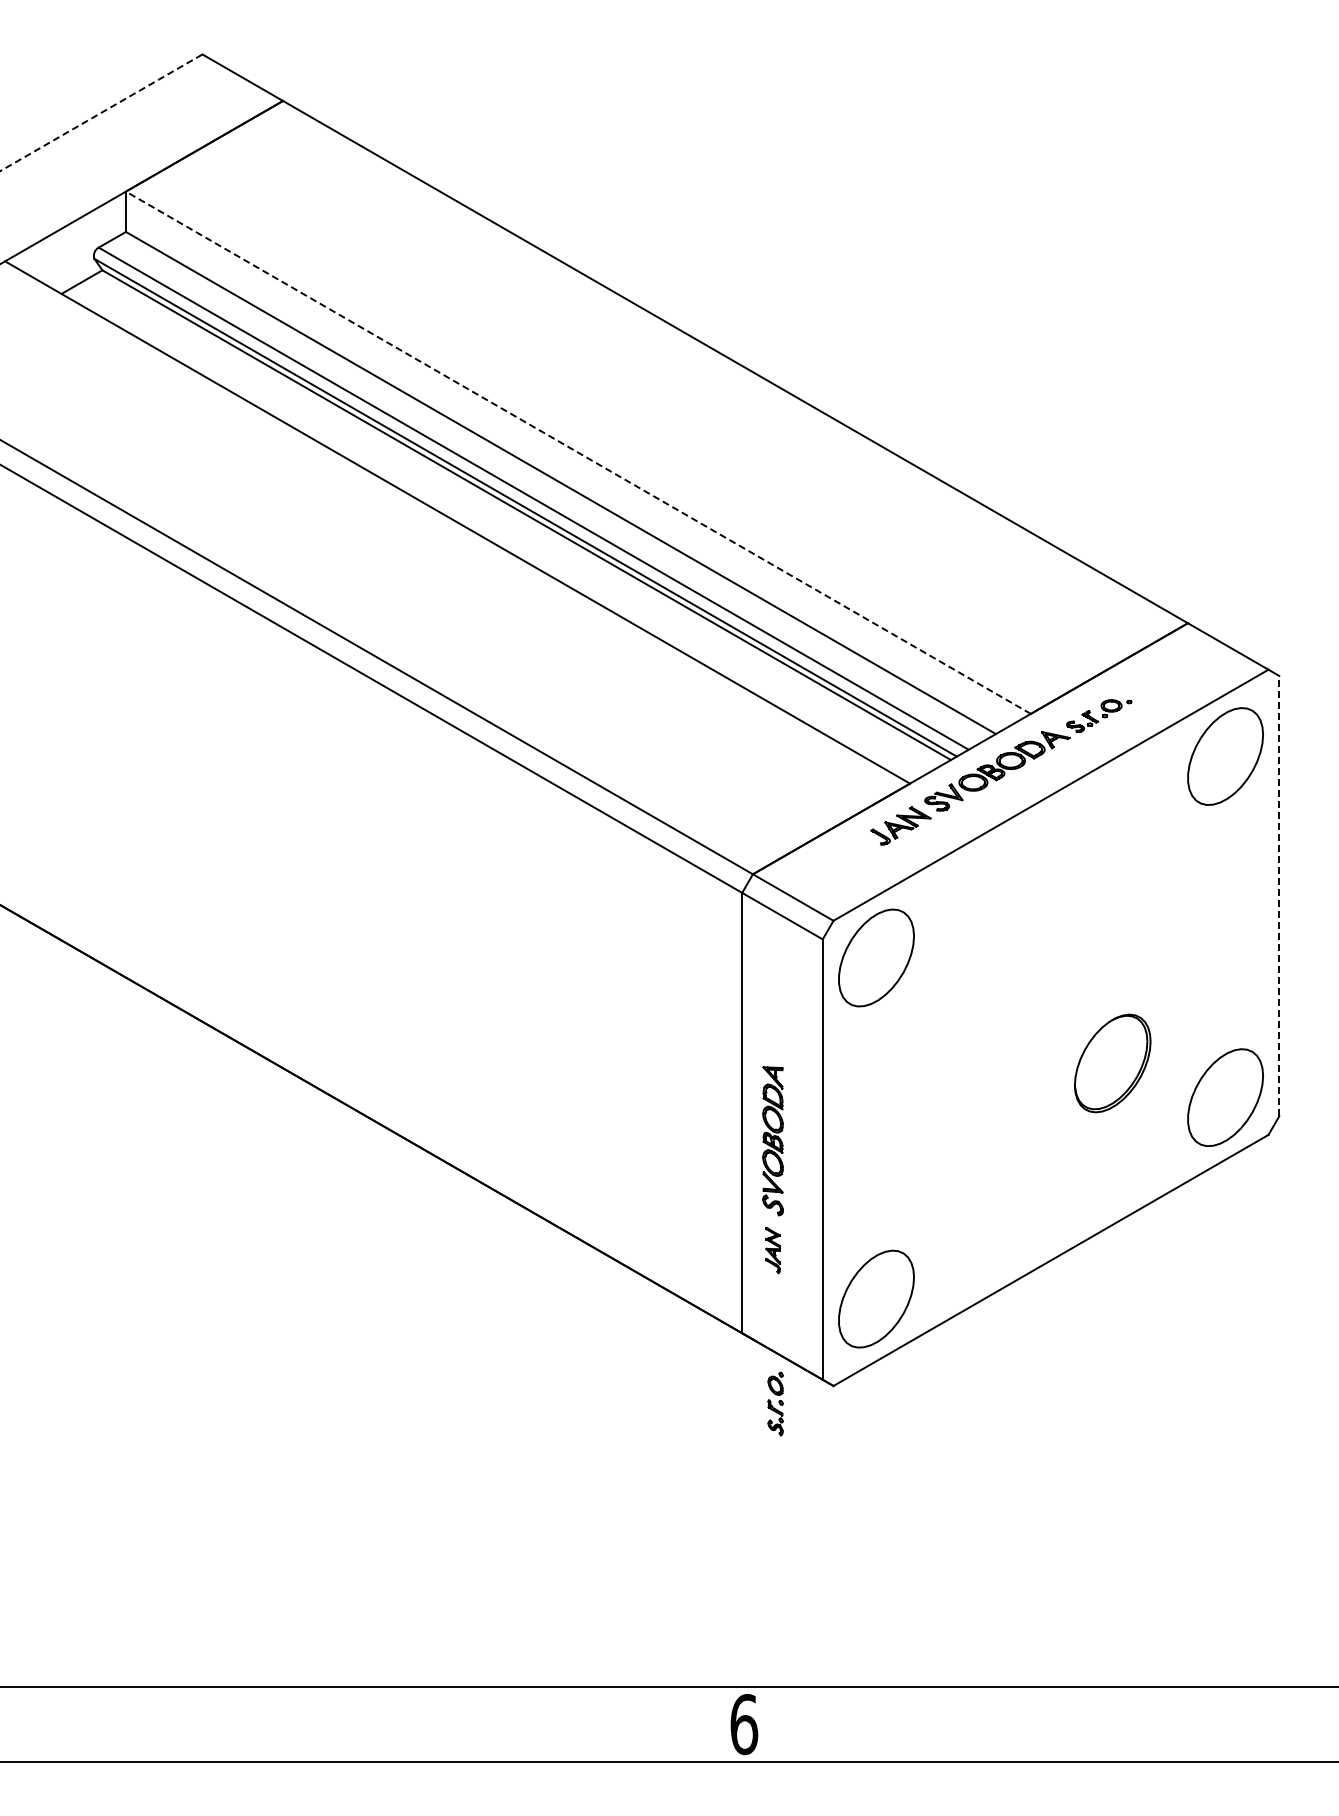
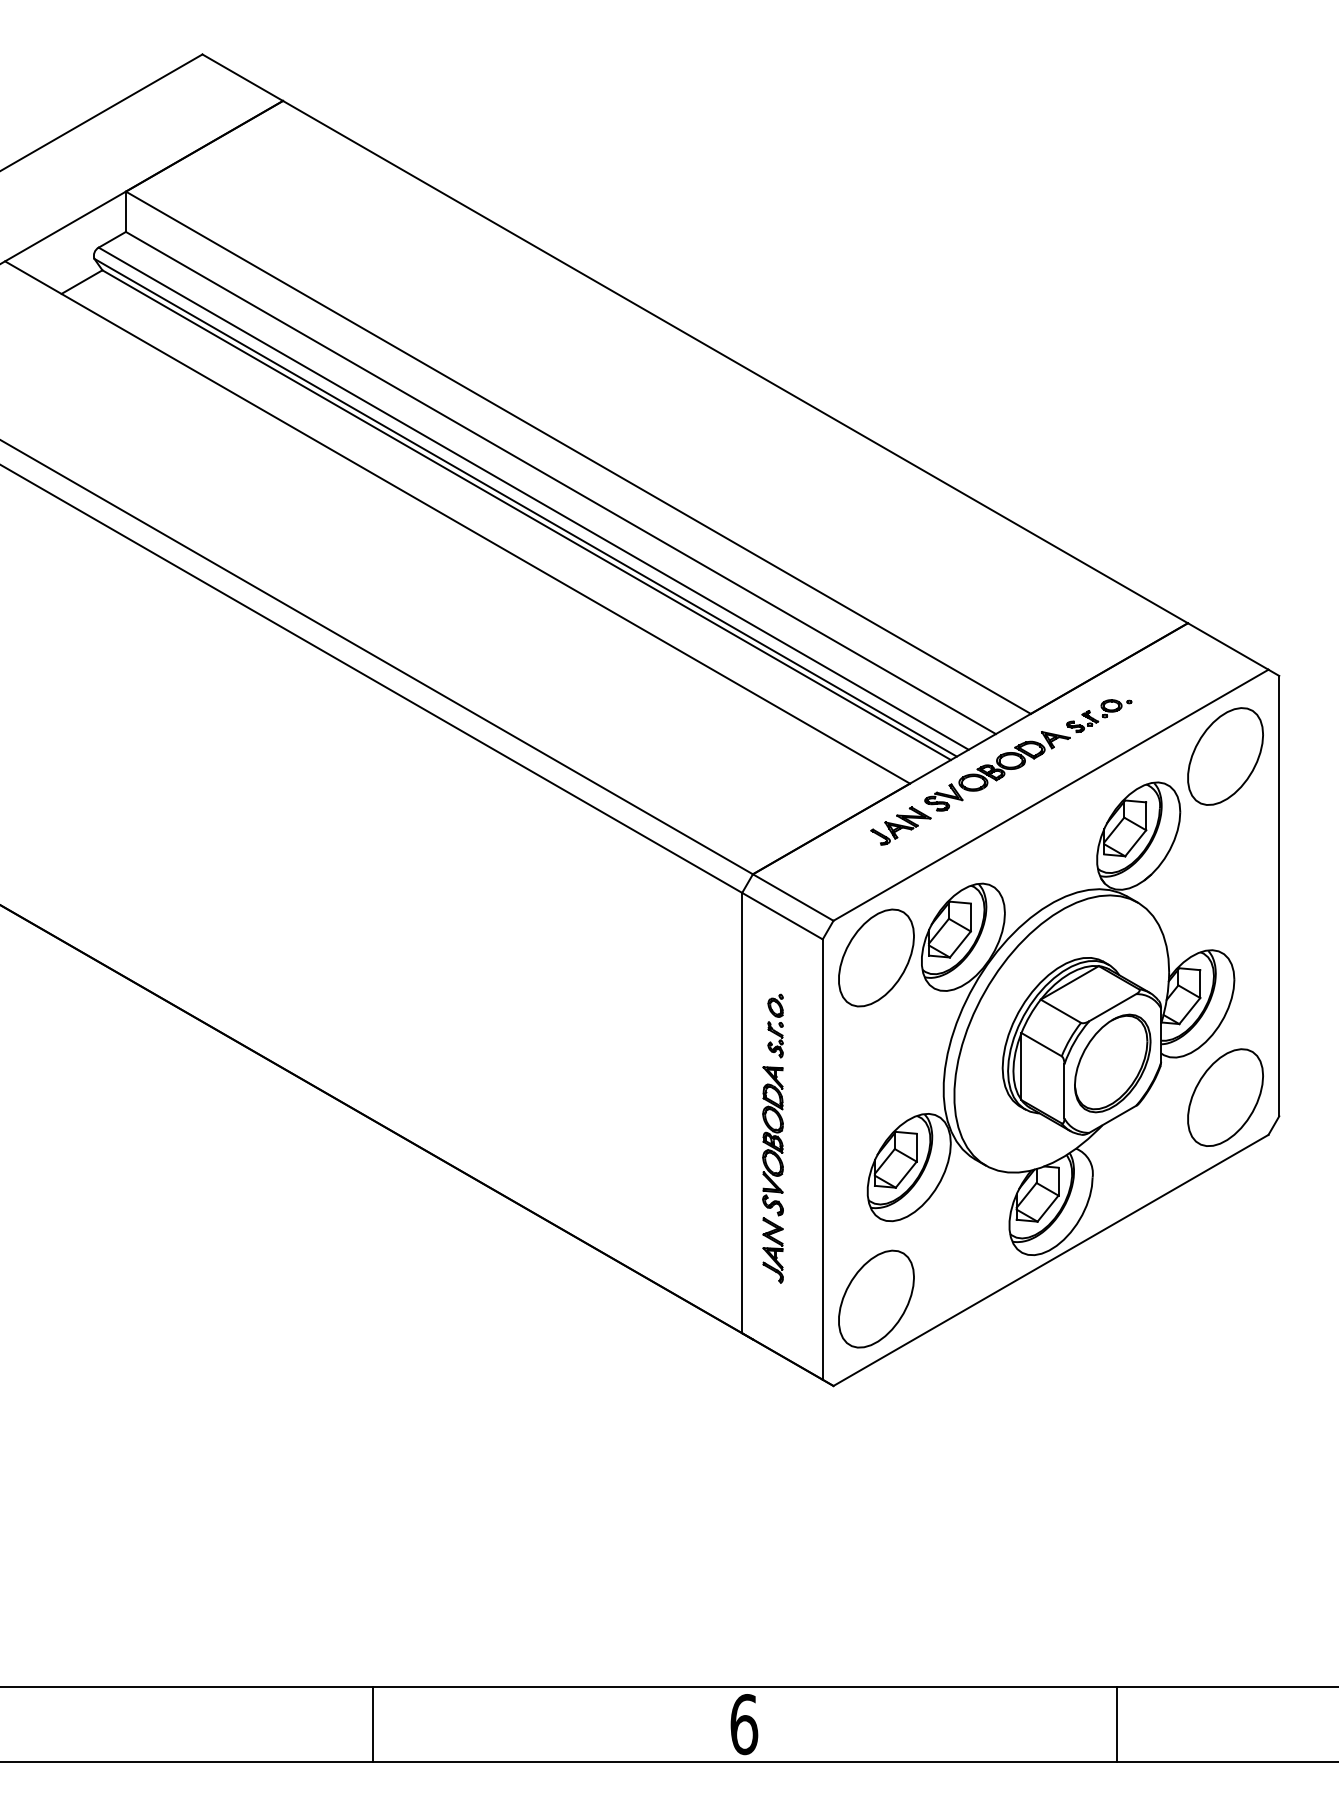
line: dashed -> solid (101, 112)
line: dashed -> solid (577, 452)
line: dashed -> solid (1279, 895)
part: none -> present (1050, 1018)
part size: 16x49 px -> 22x67 px (772, 1250)
part position: (775, 1403) -> (775, 1025) (775, 1025)
line: none -> present (372, 1724)
line: none -> present (1117, 1724)
